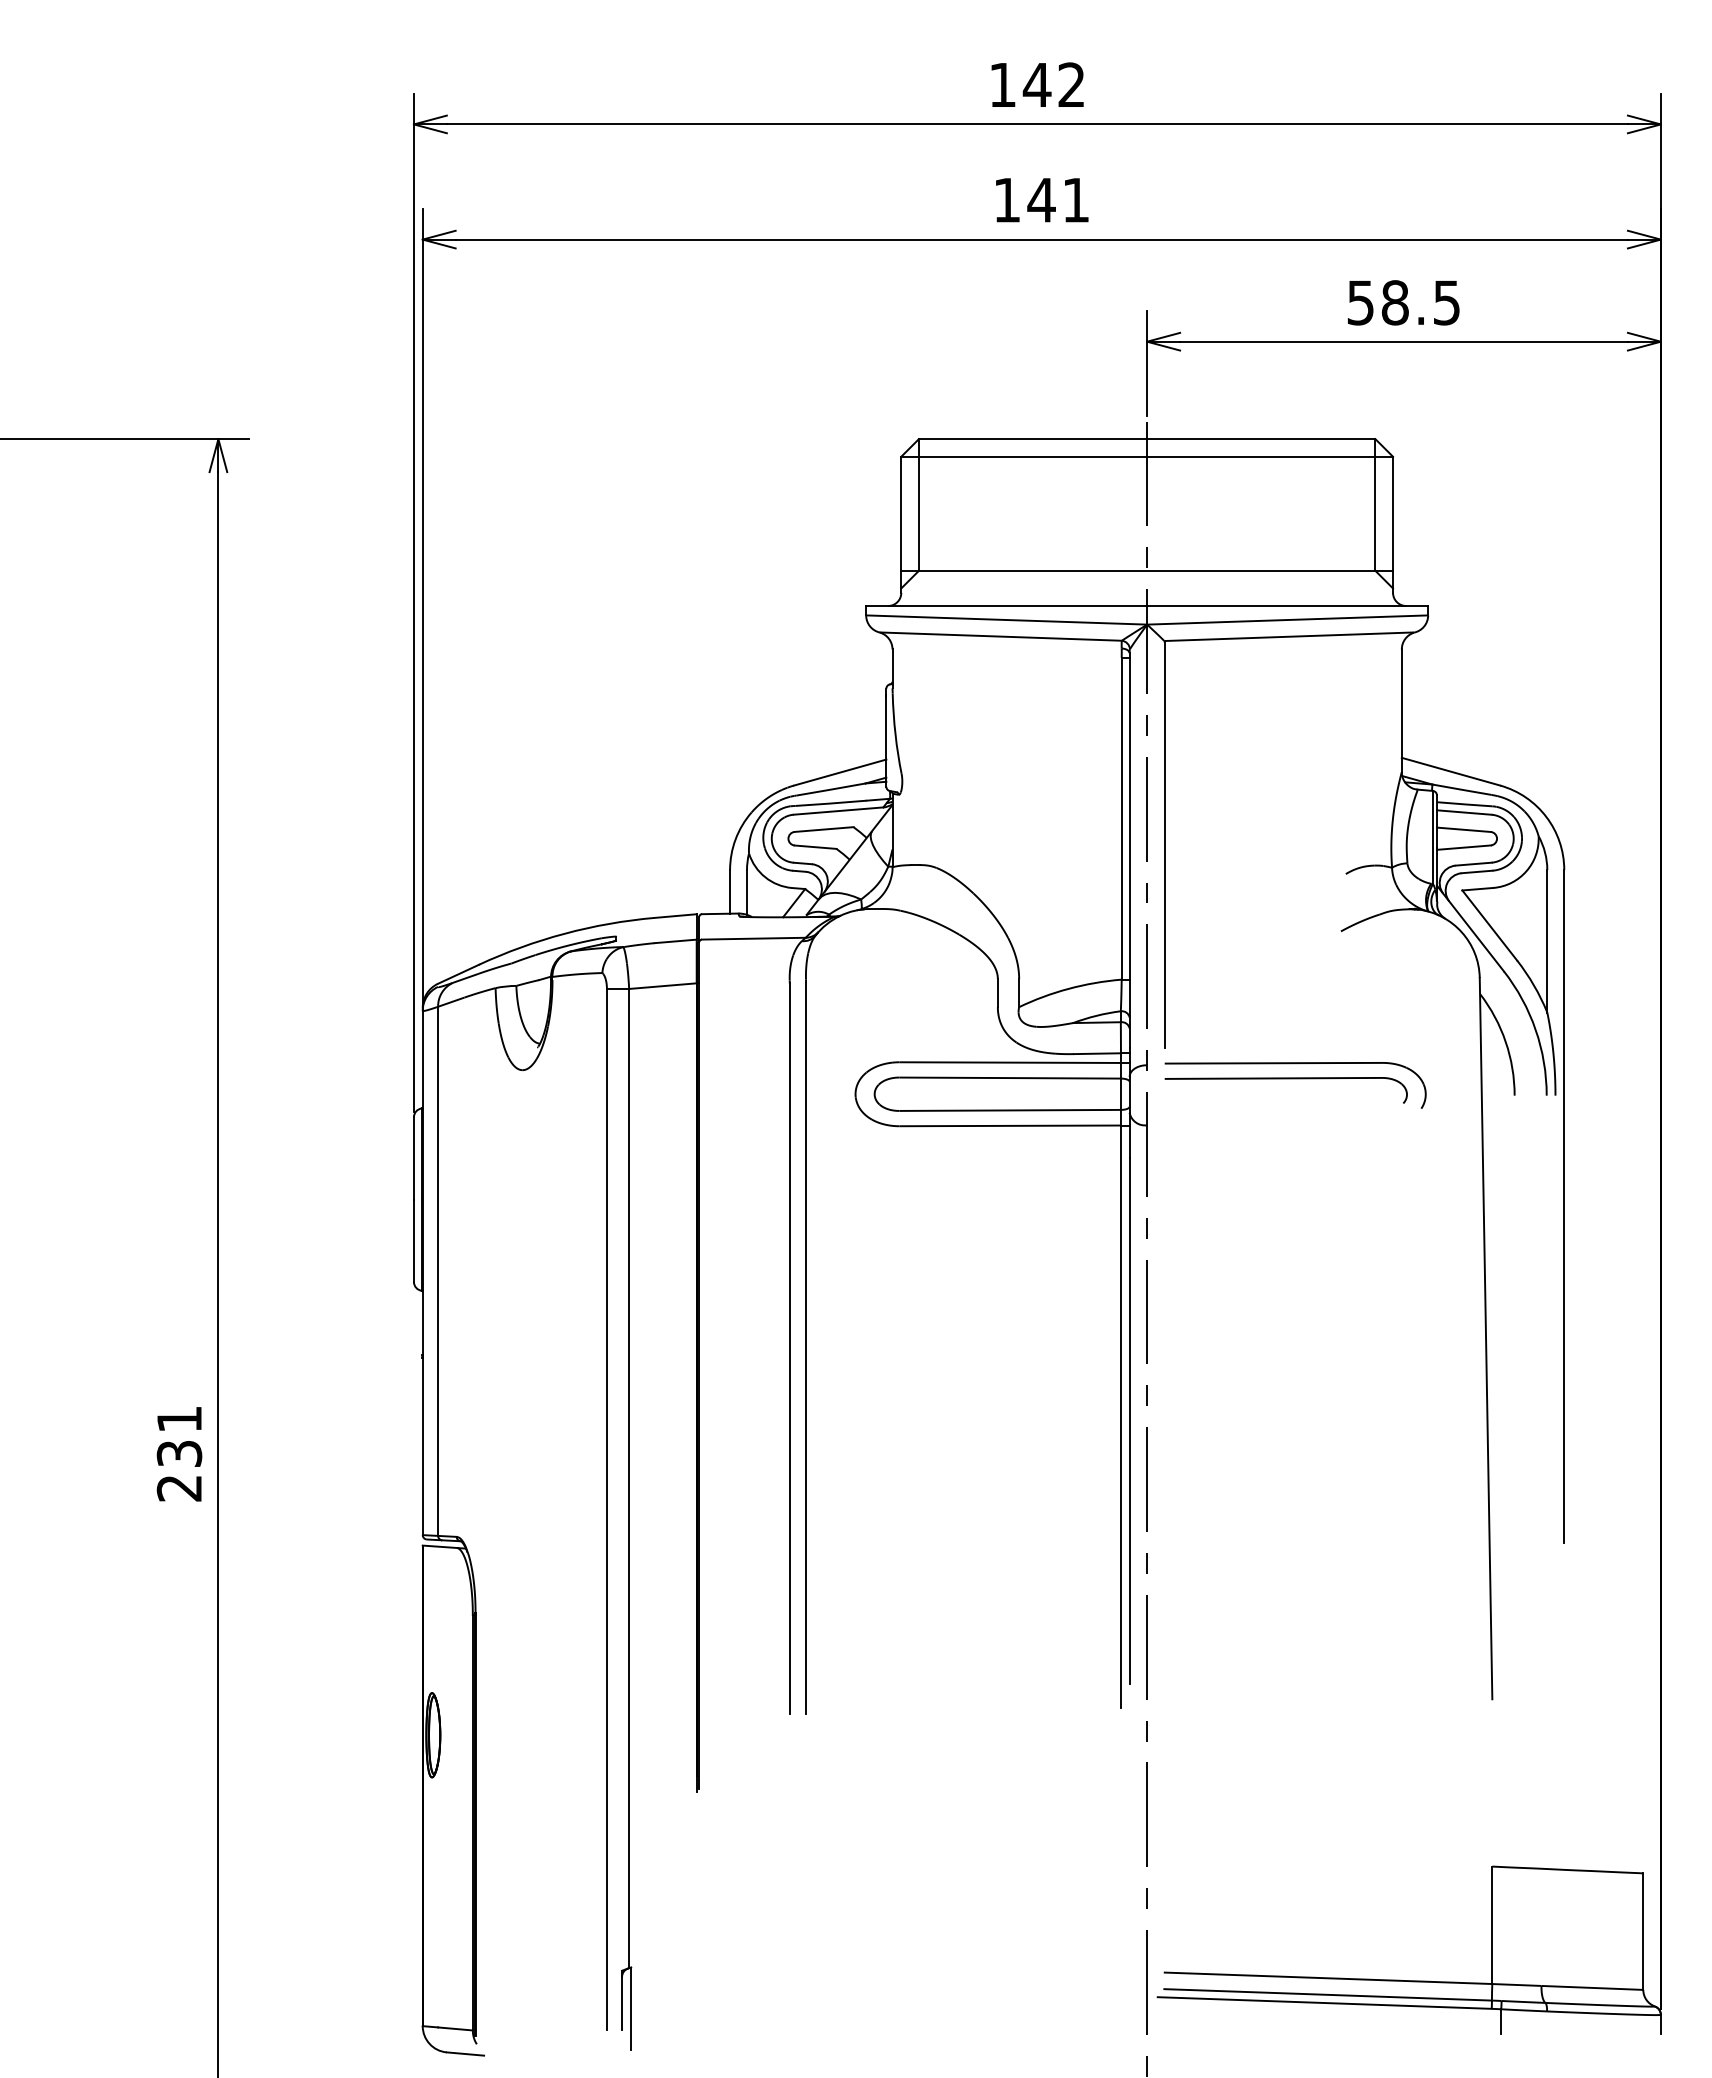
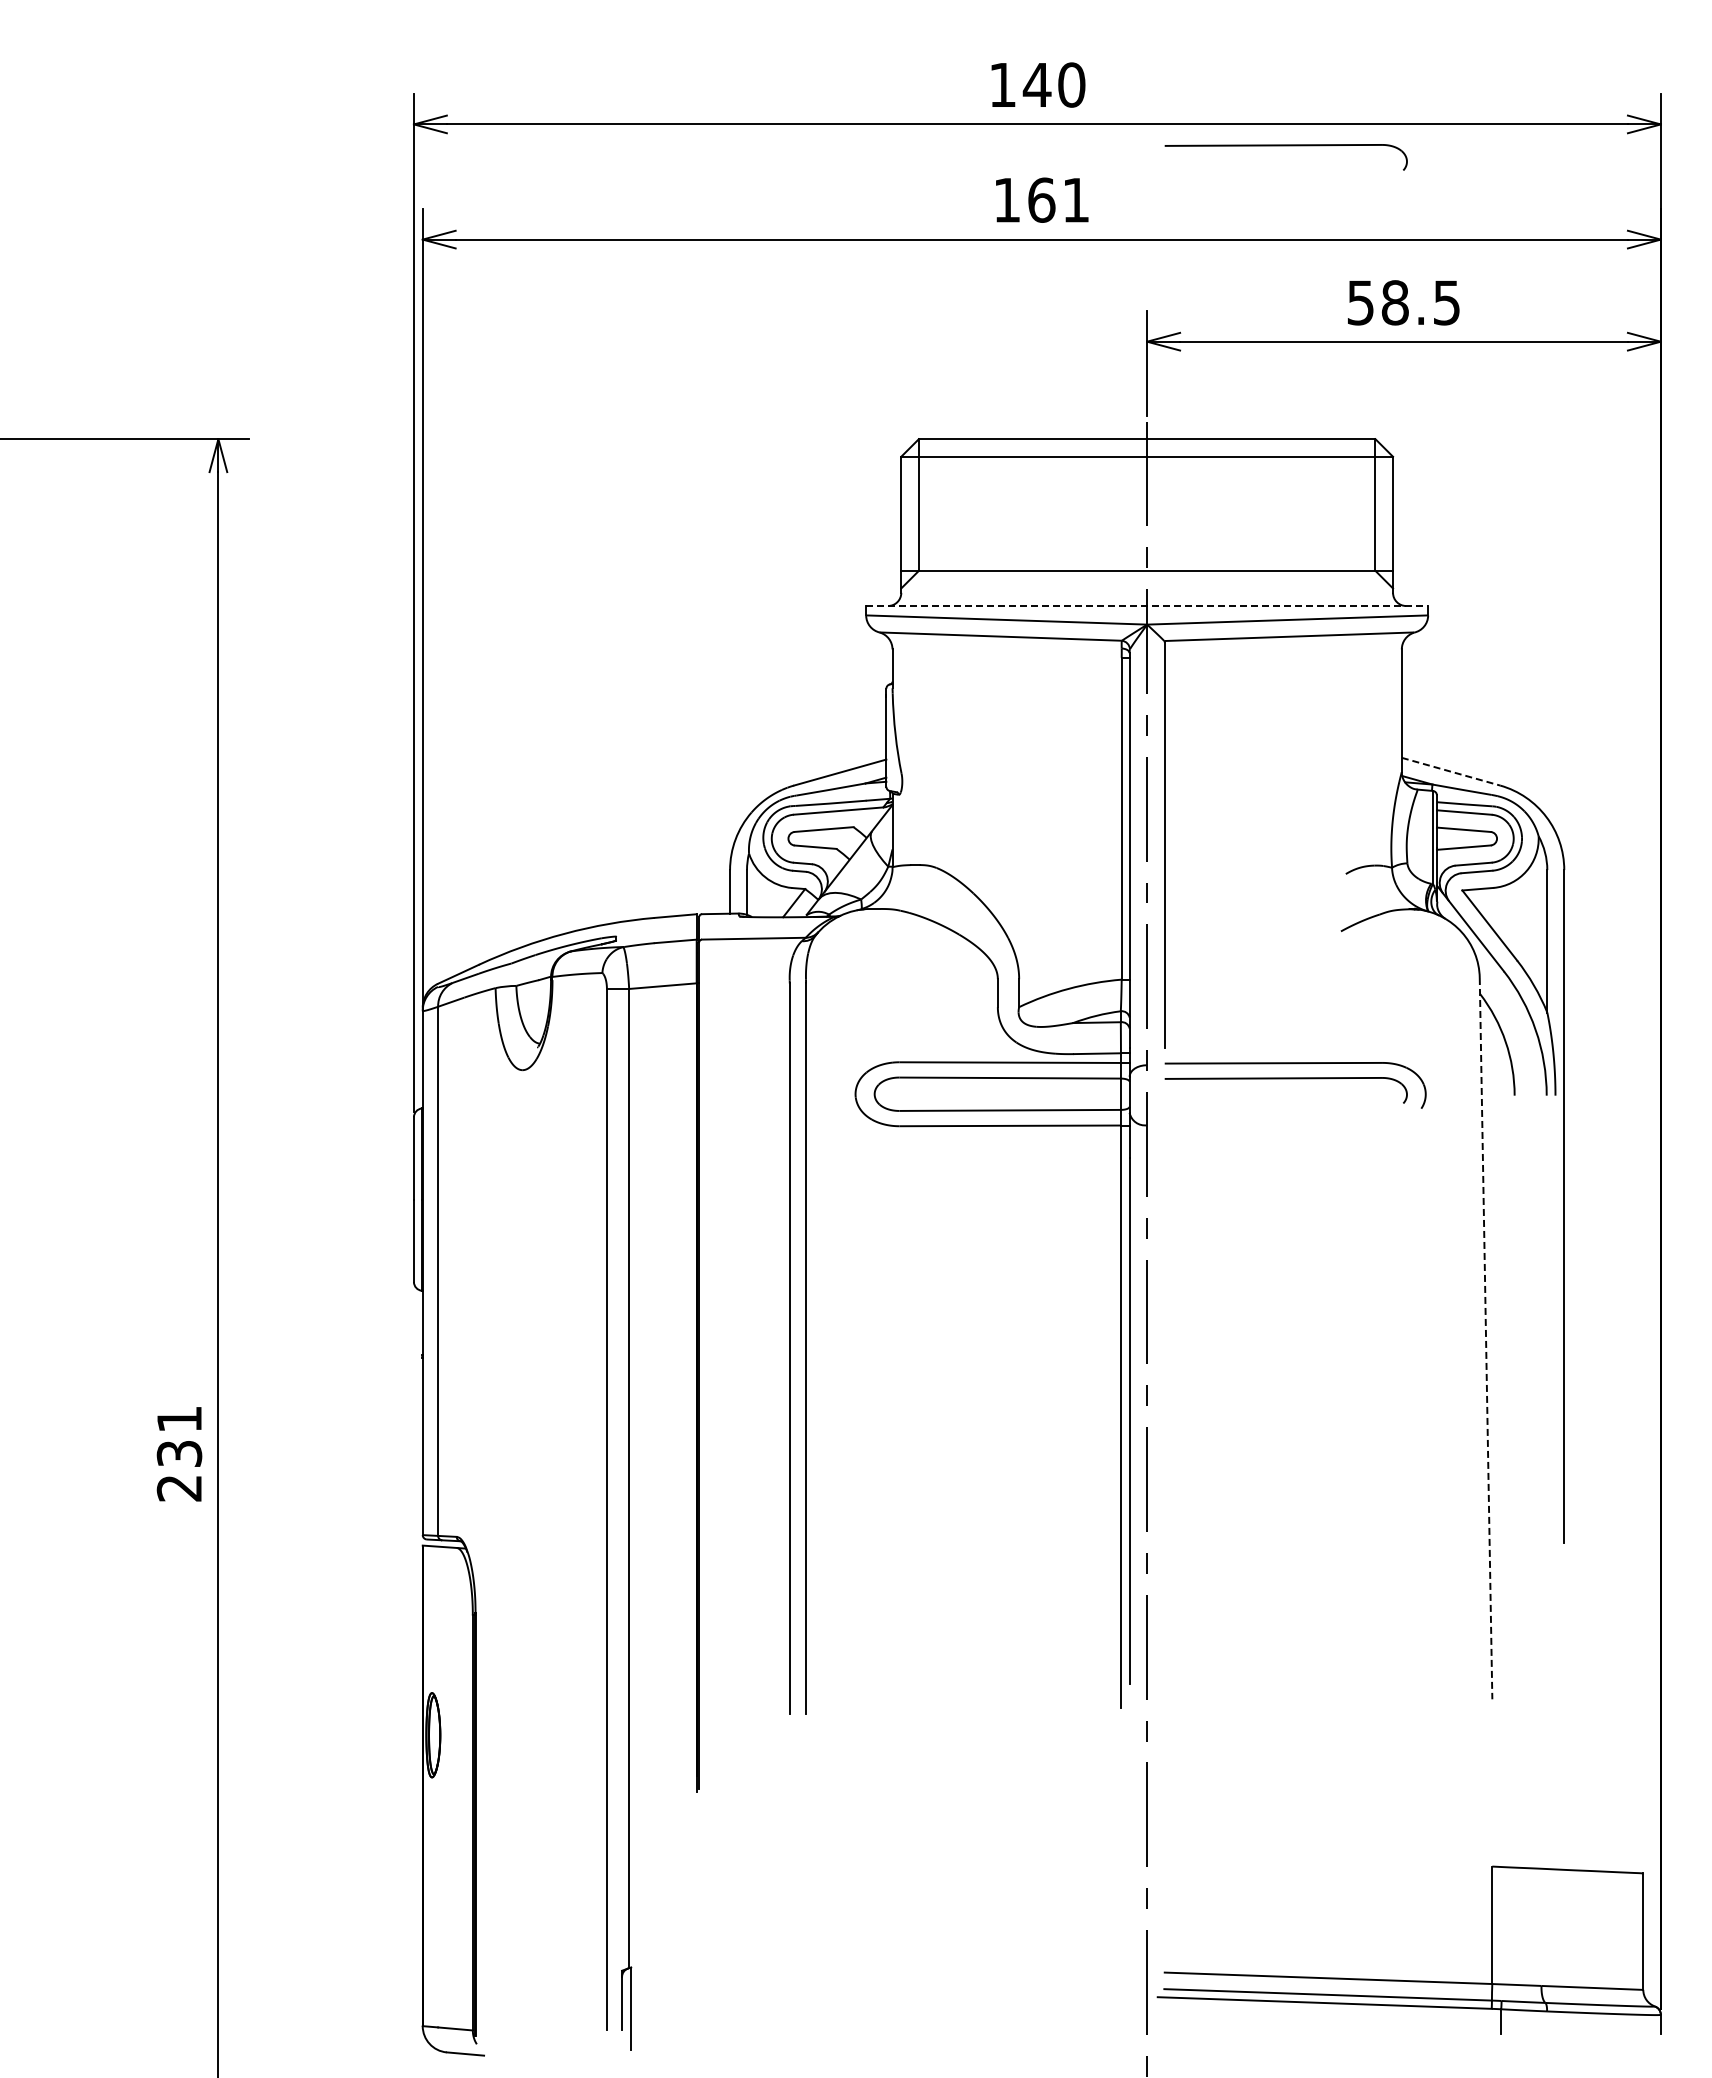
text: 142 -> 140 (1071, 84)
part: none -> present (1285, 146)
text: 141 -> 161 (1041, 199)
line: solid -> dashed (1147, 606)
line: solid -> dashed (1451, 771)
line: solid -> dashed (1486, 1338)
